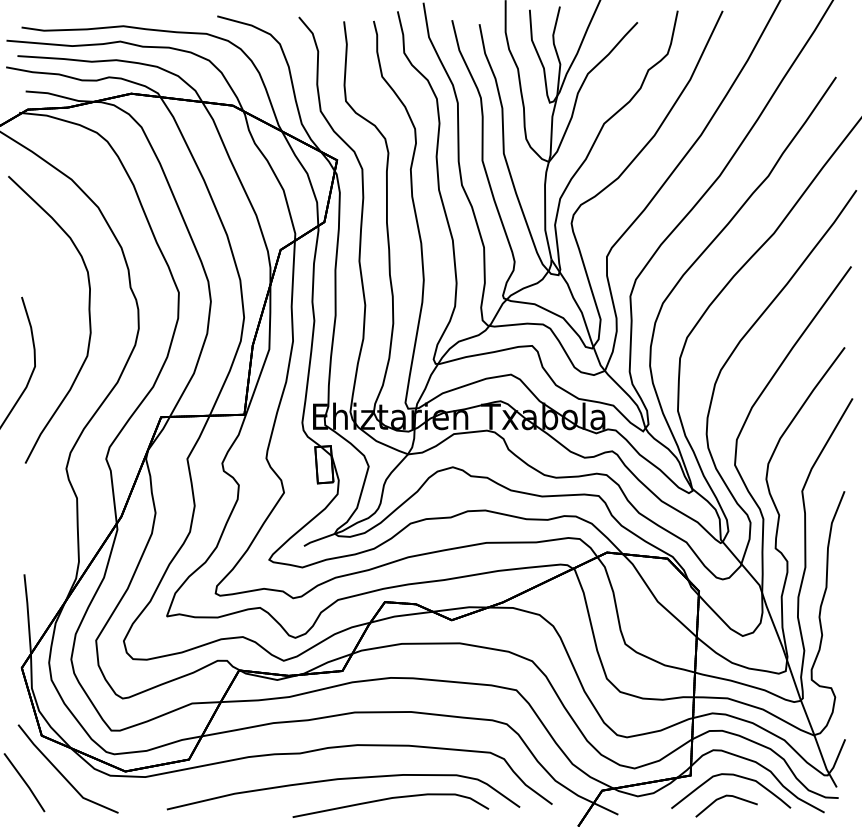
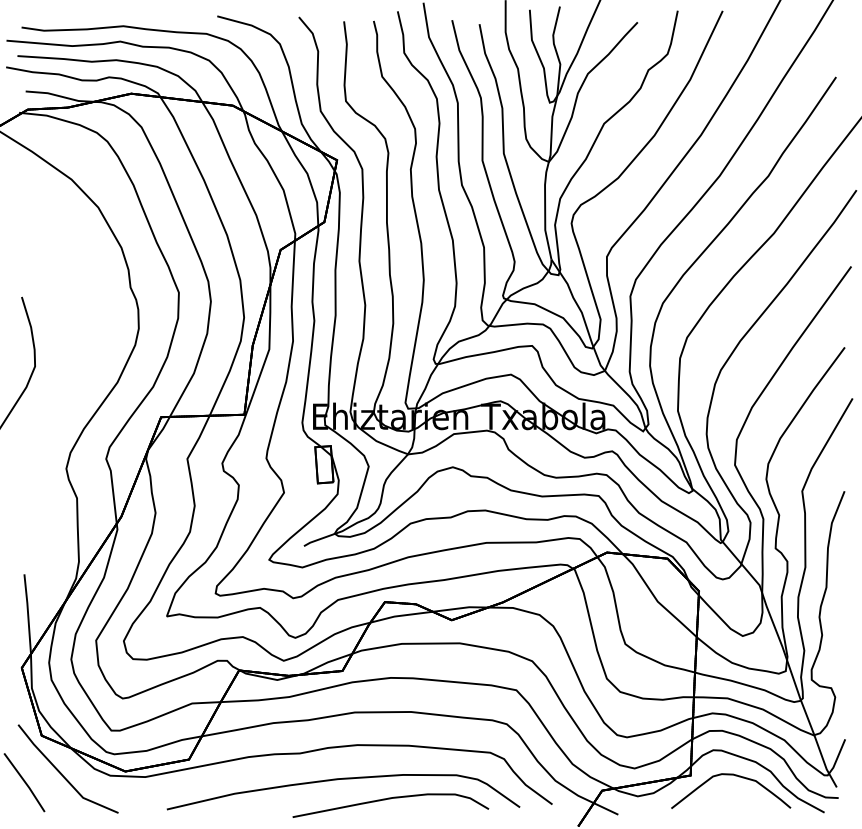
curve: present -> none (88, 316)
line: present -> none (722, 798)
